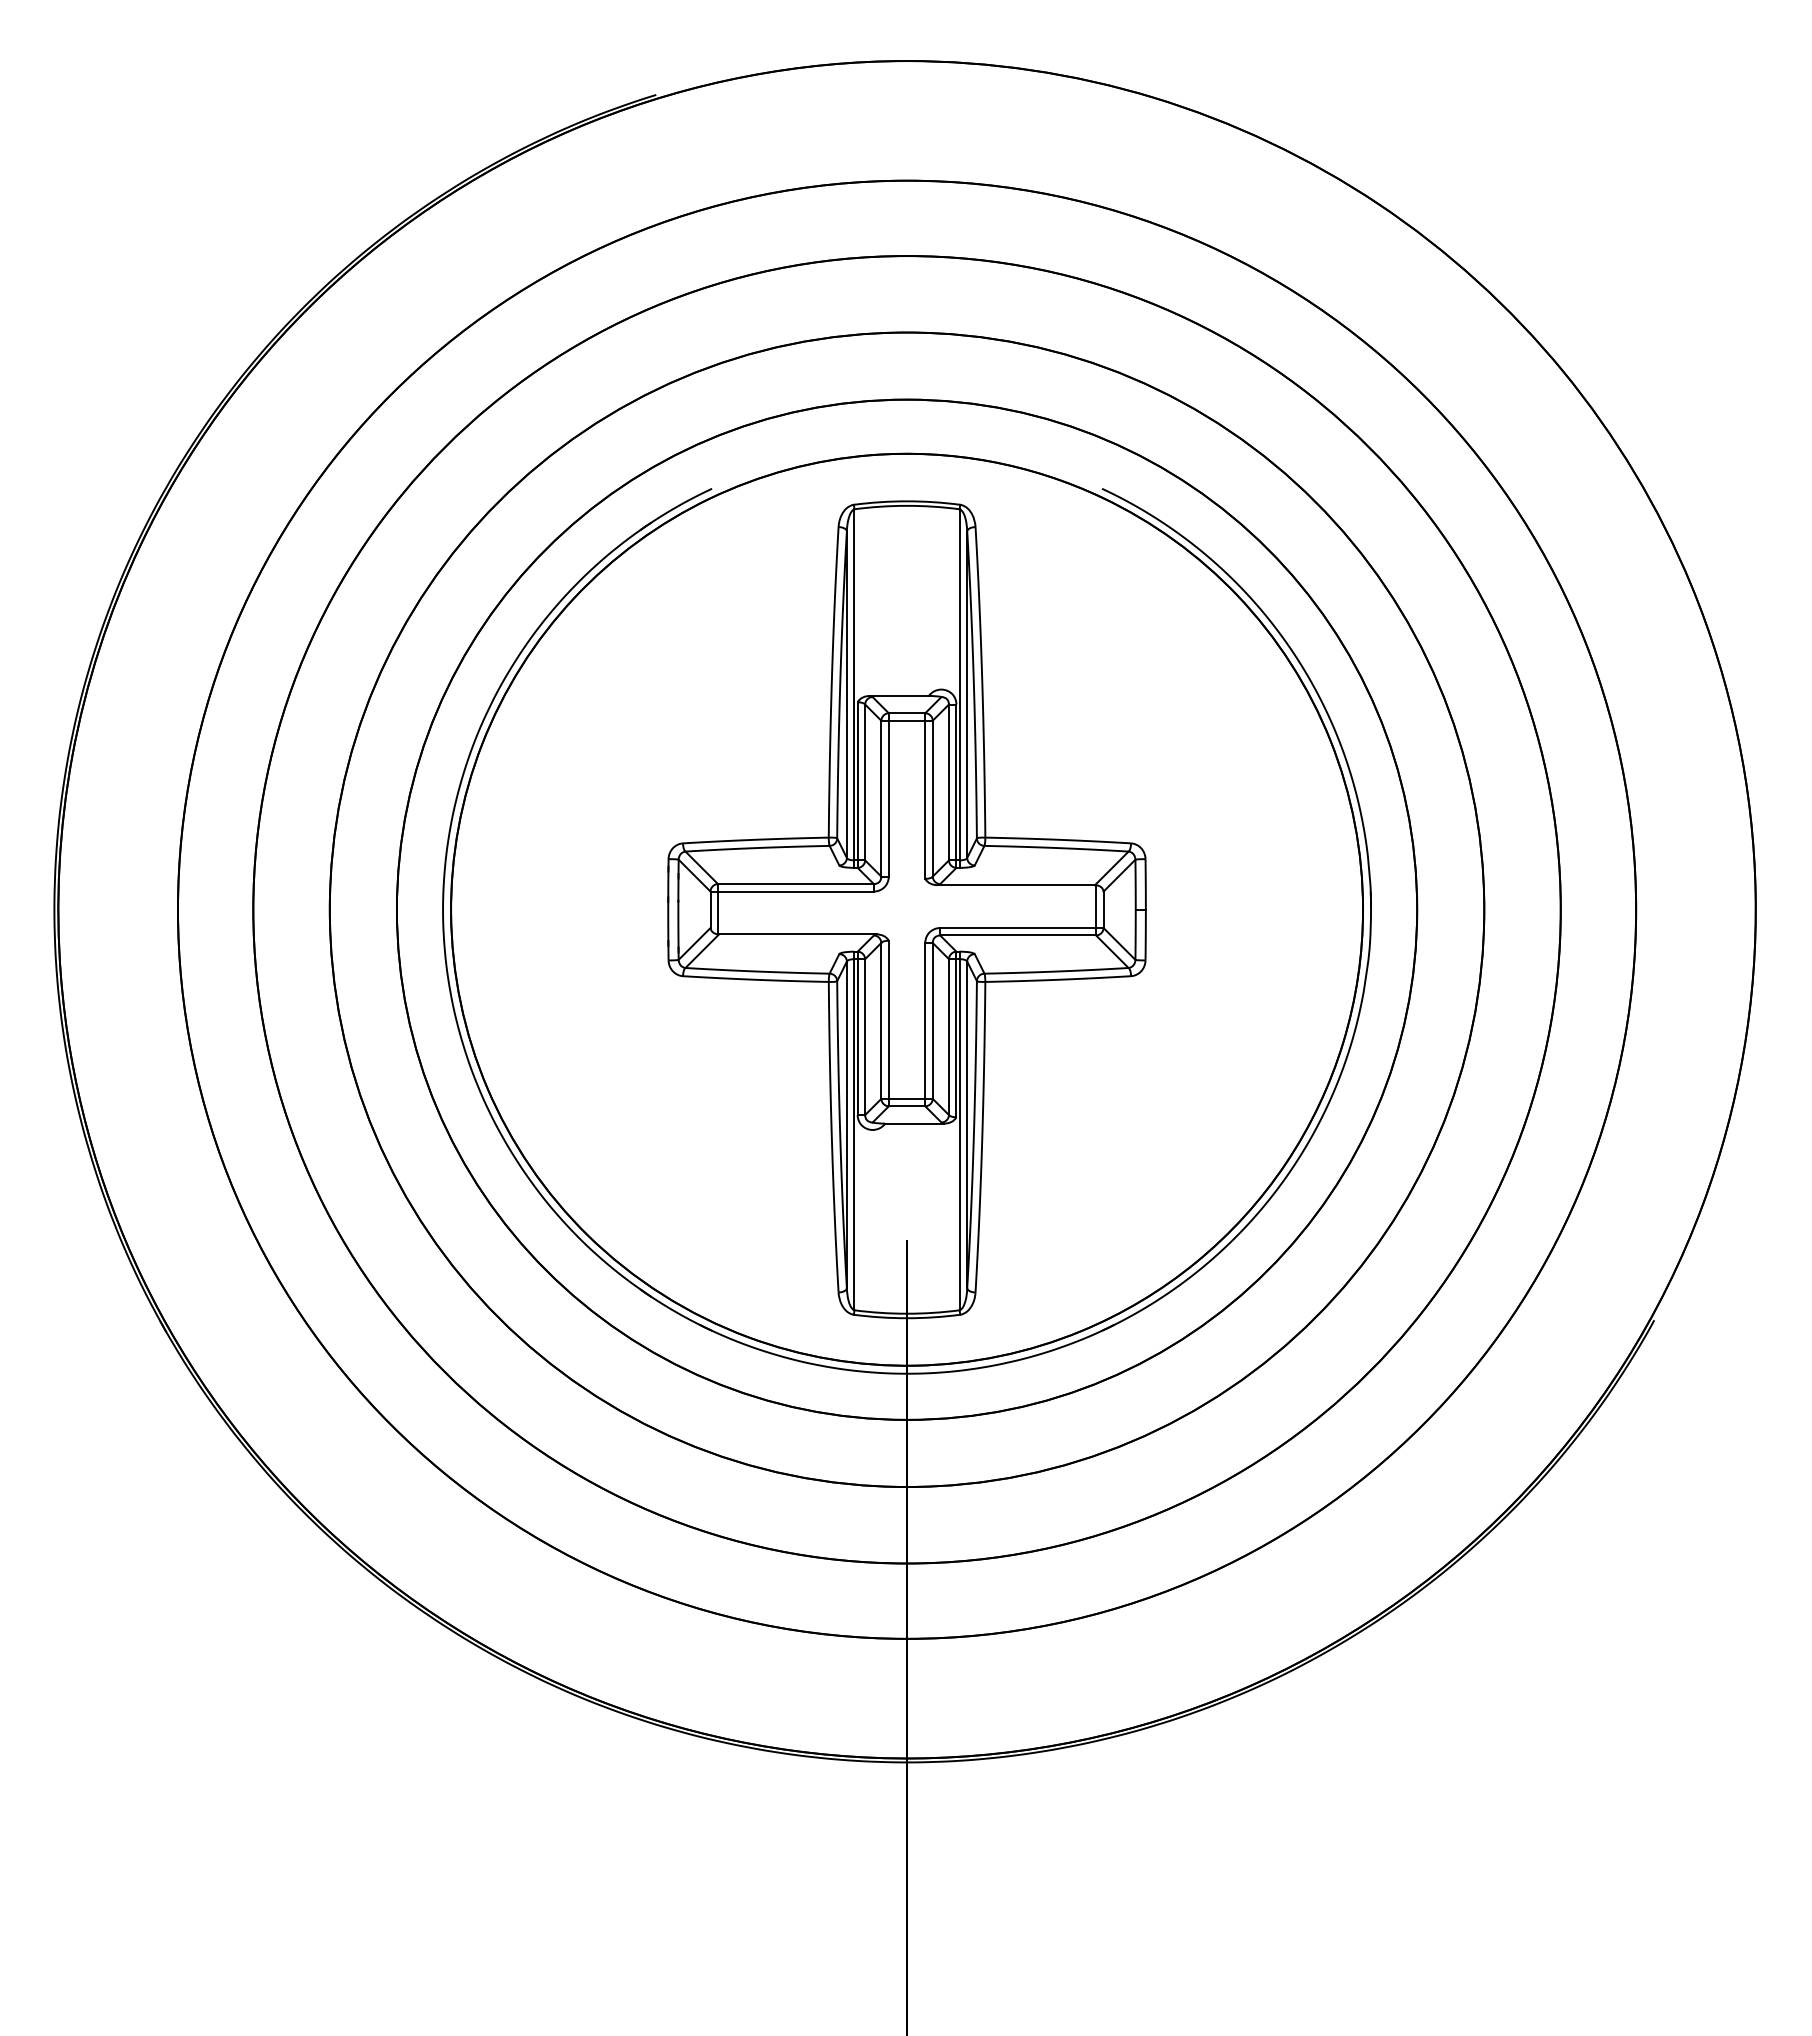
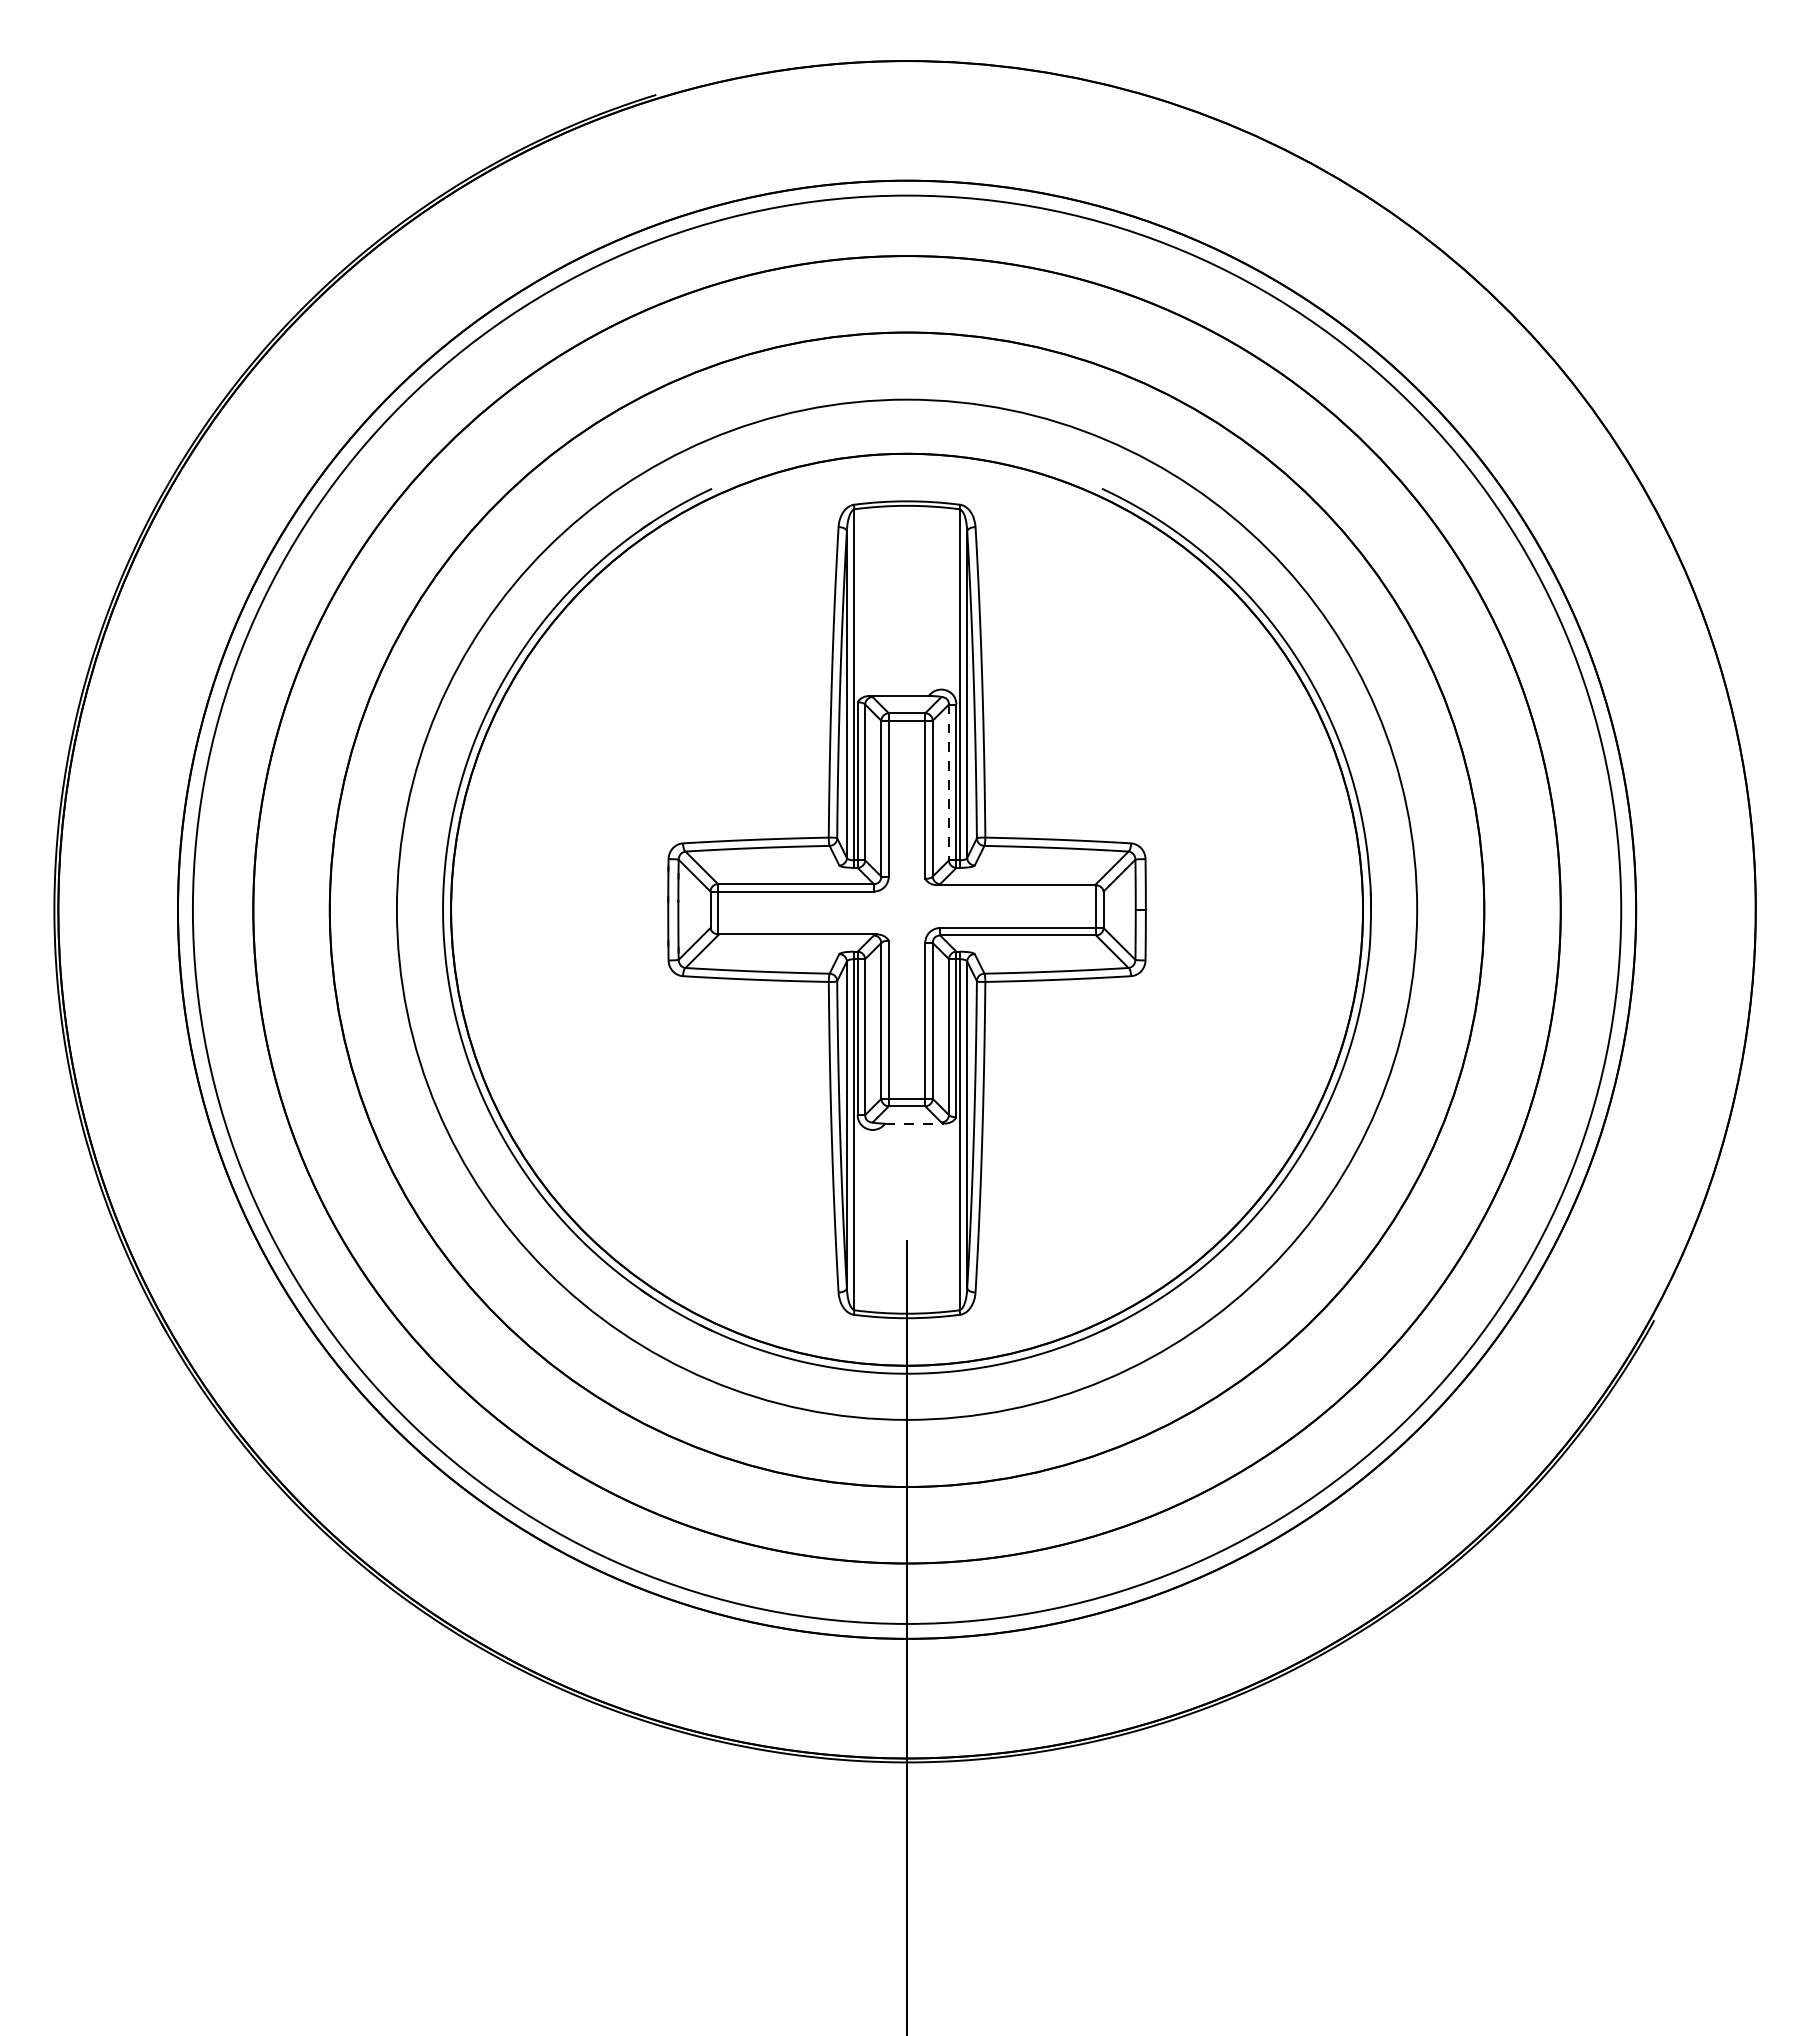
line: solid -> dashed (948, 782)
circle diameter: 1020 px -> 1428 px (906, 909)
line: solid -> dashed (915, 1123)
